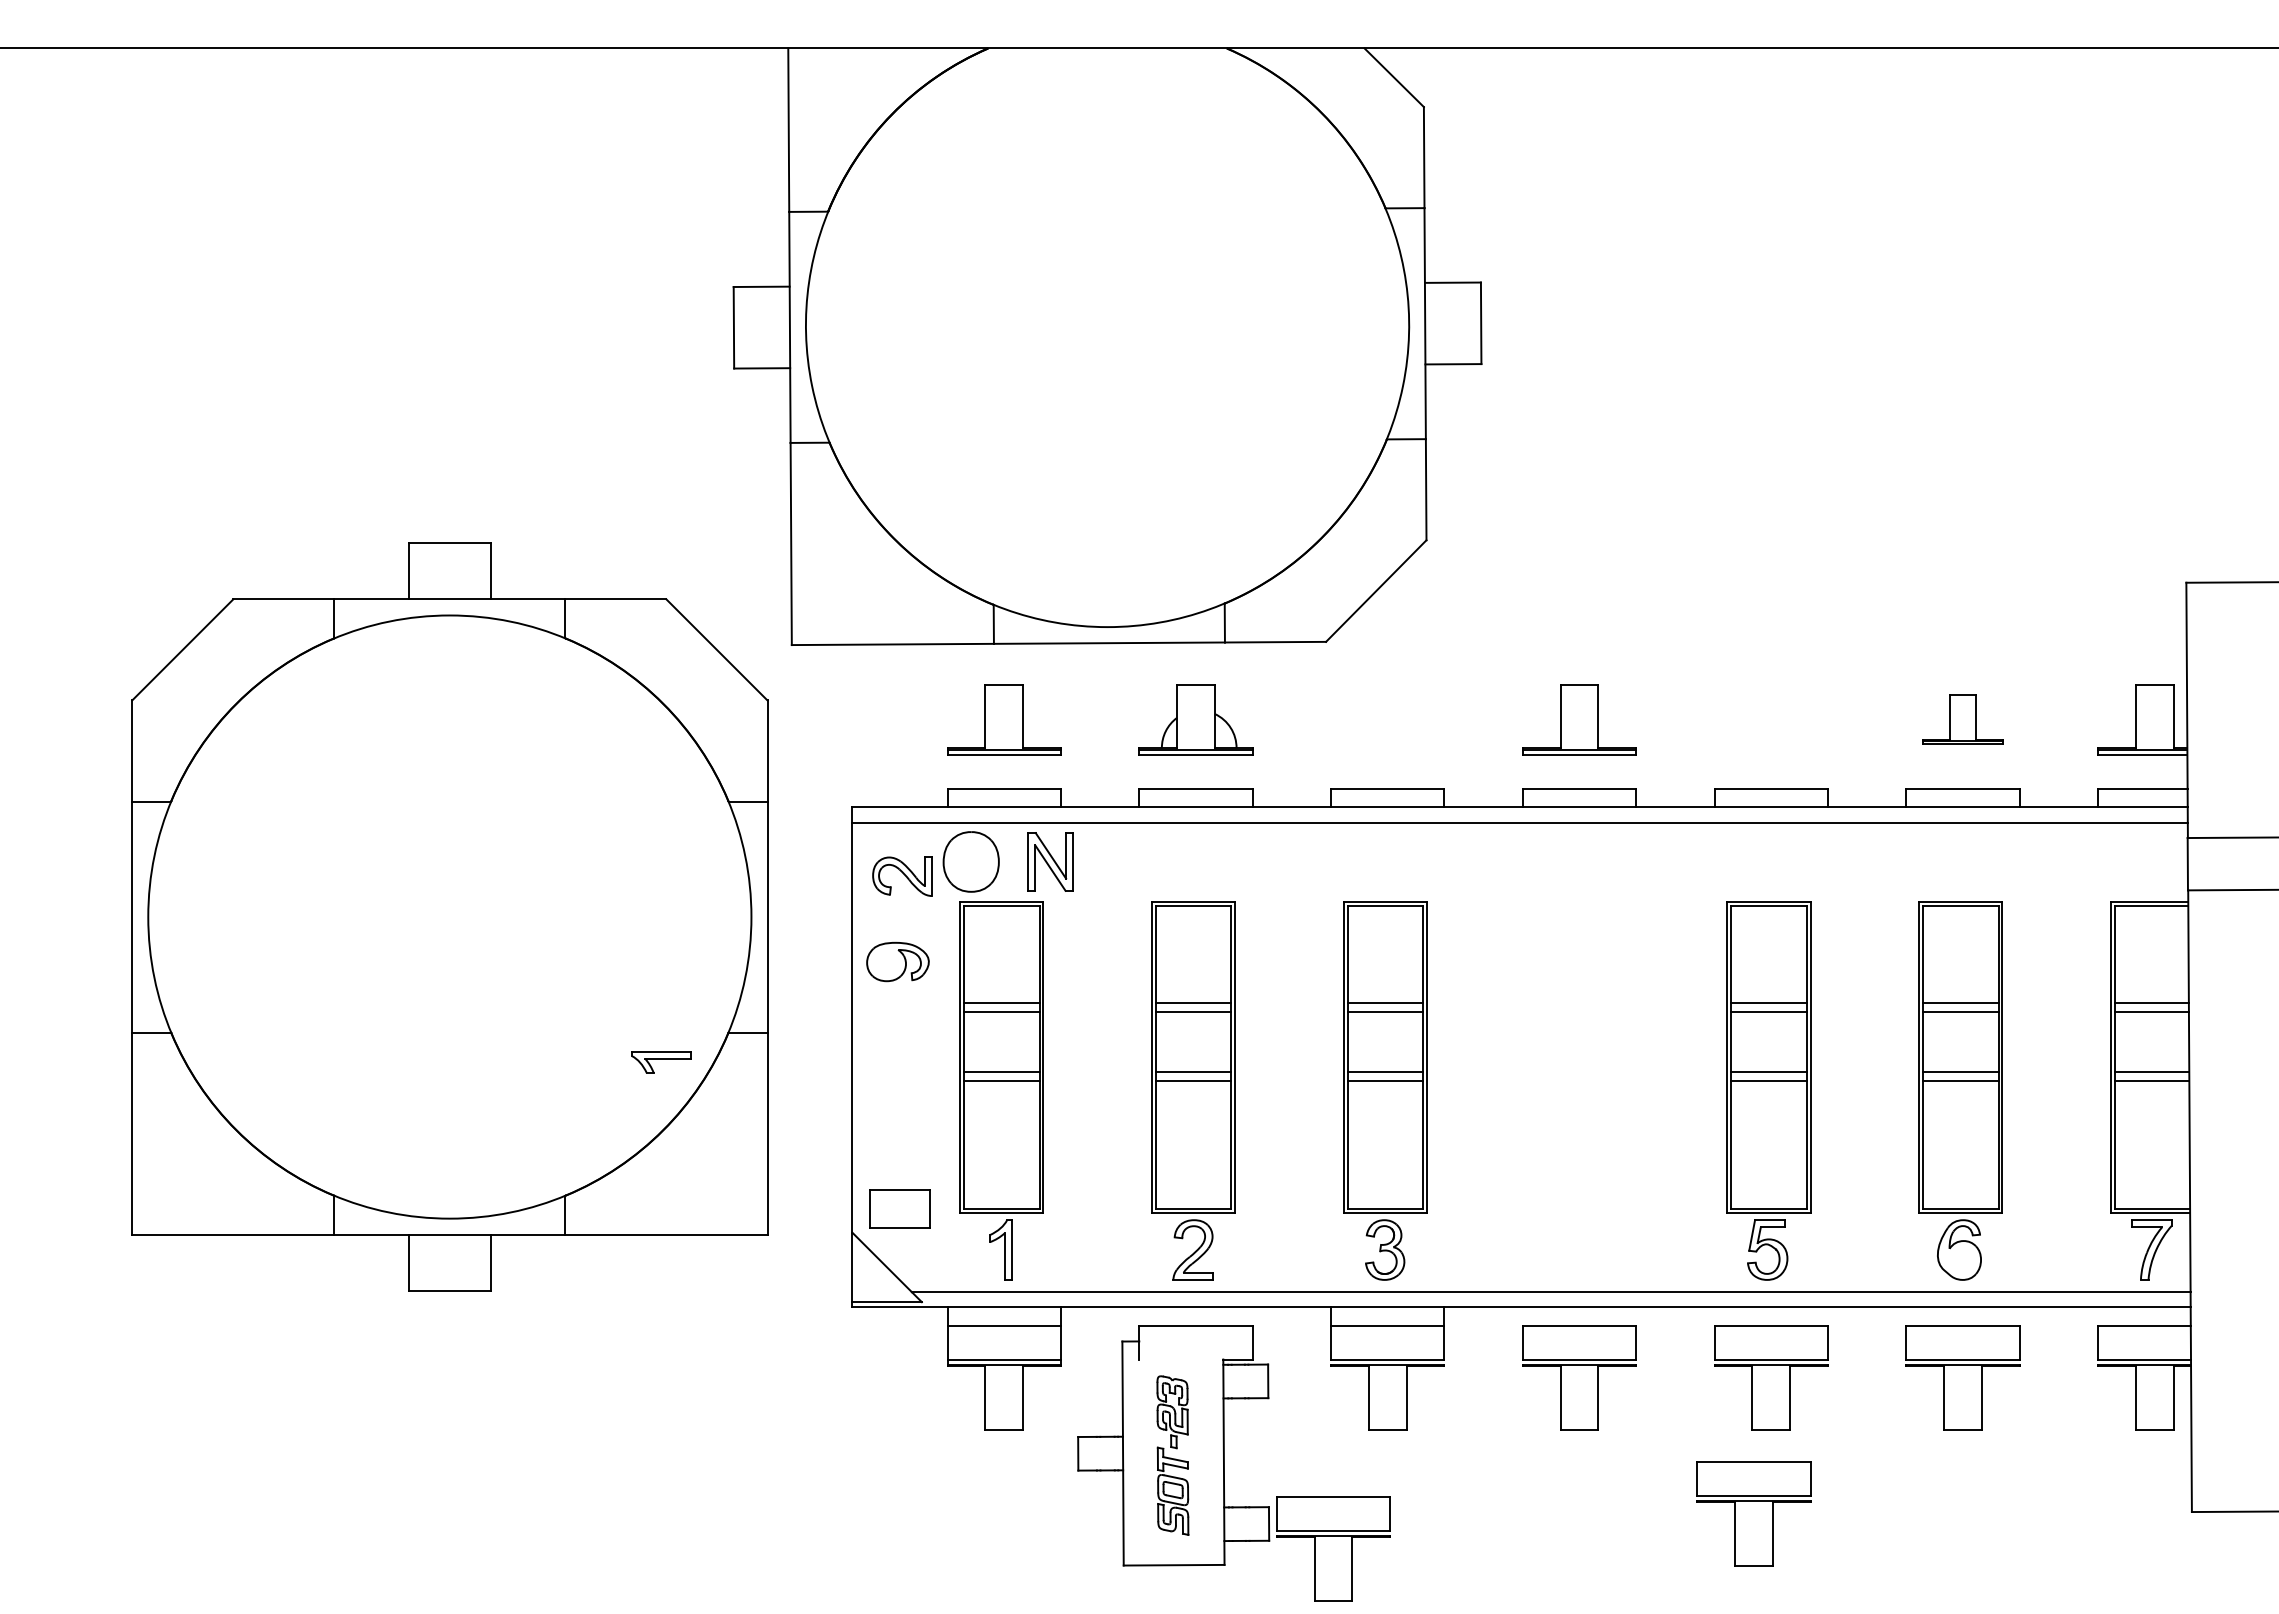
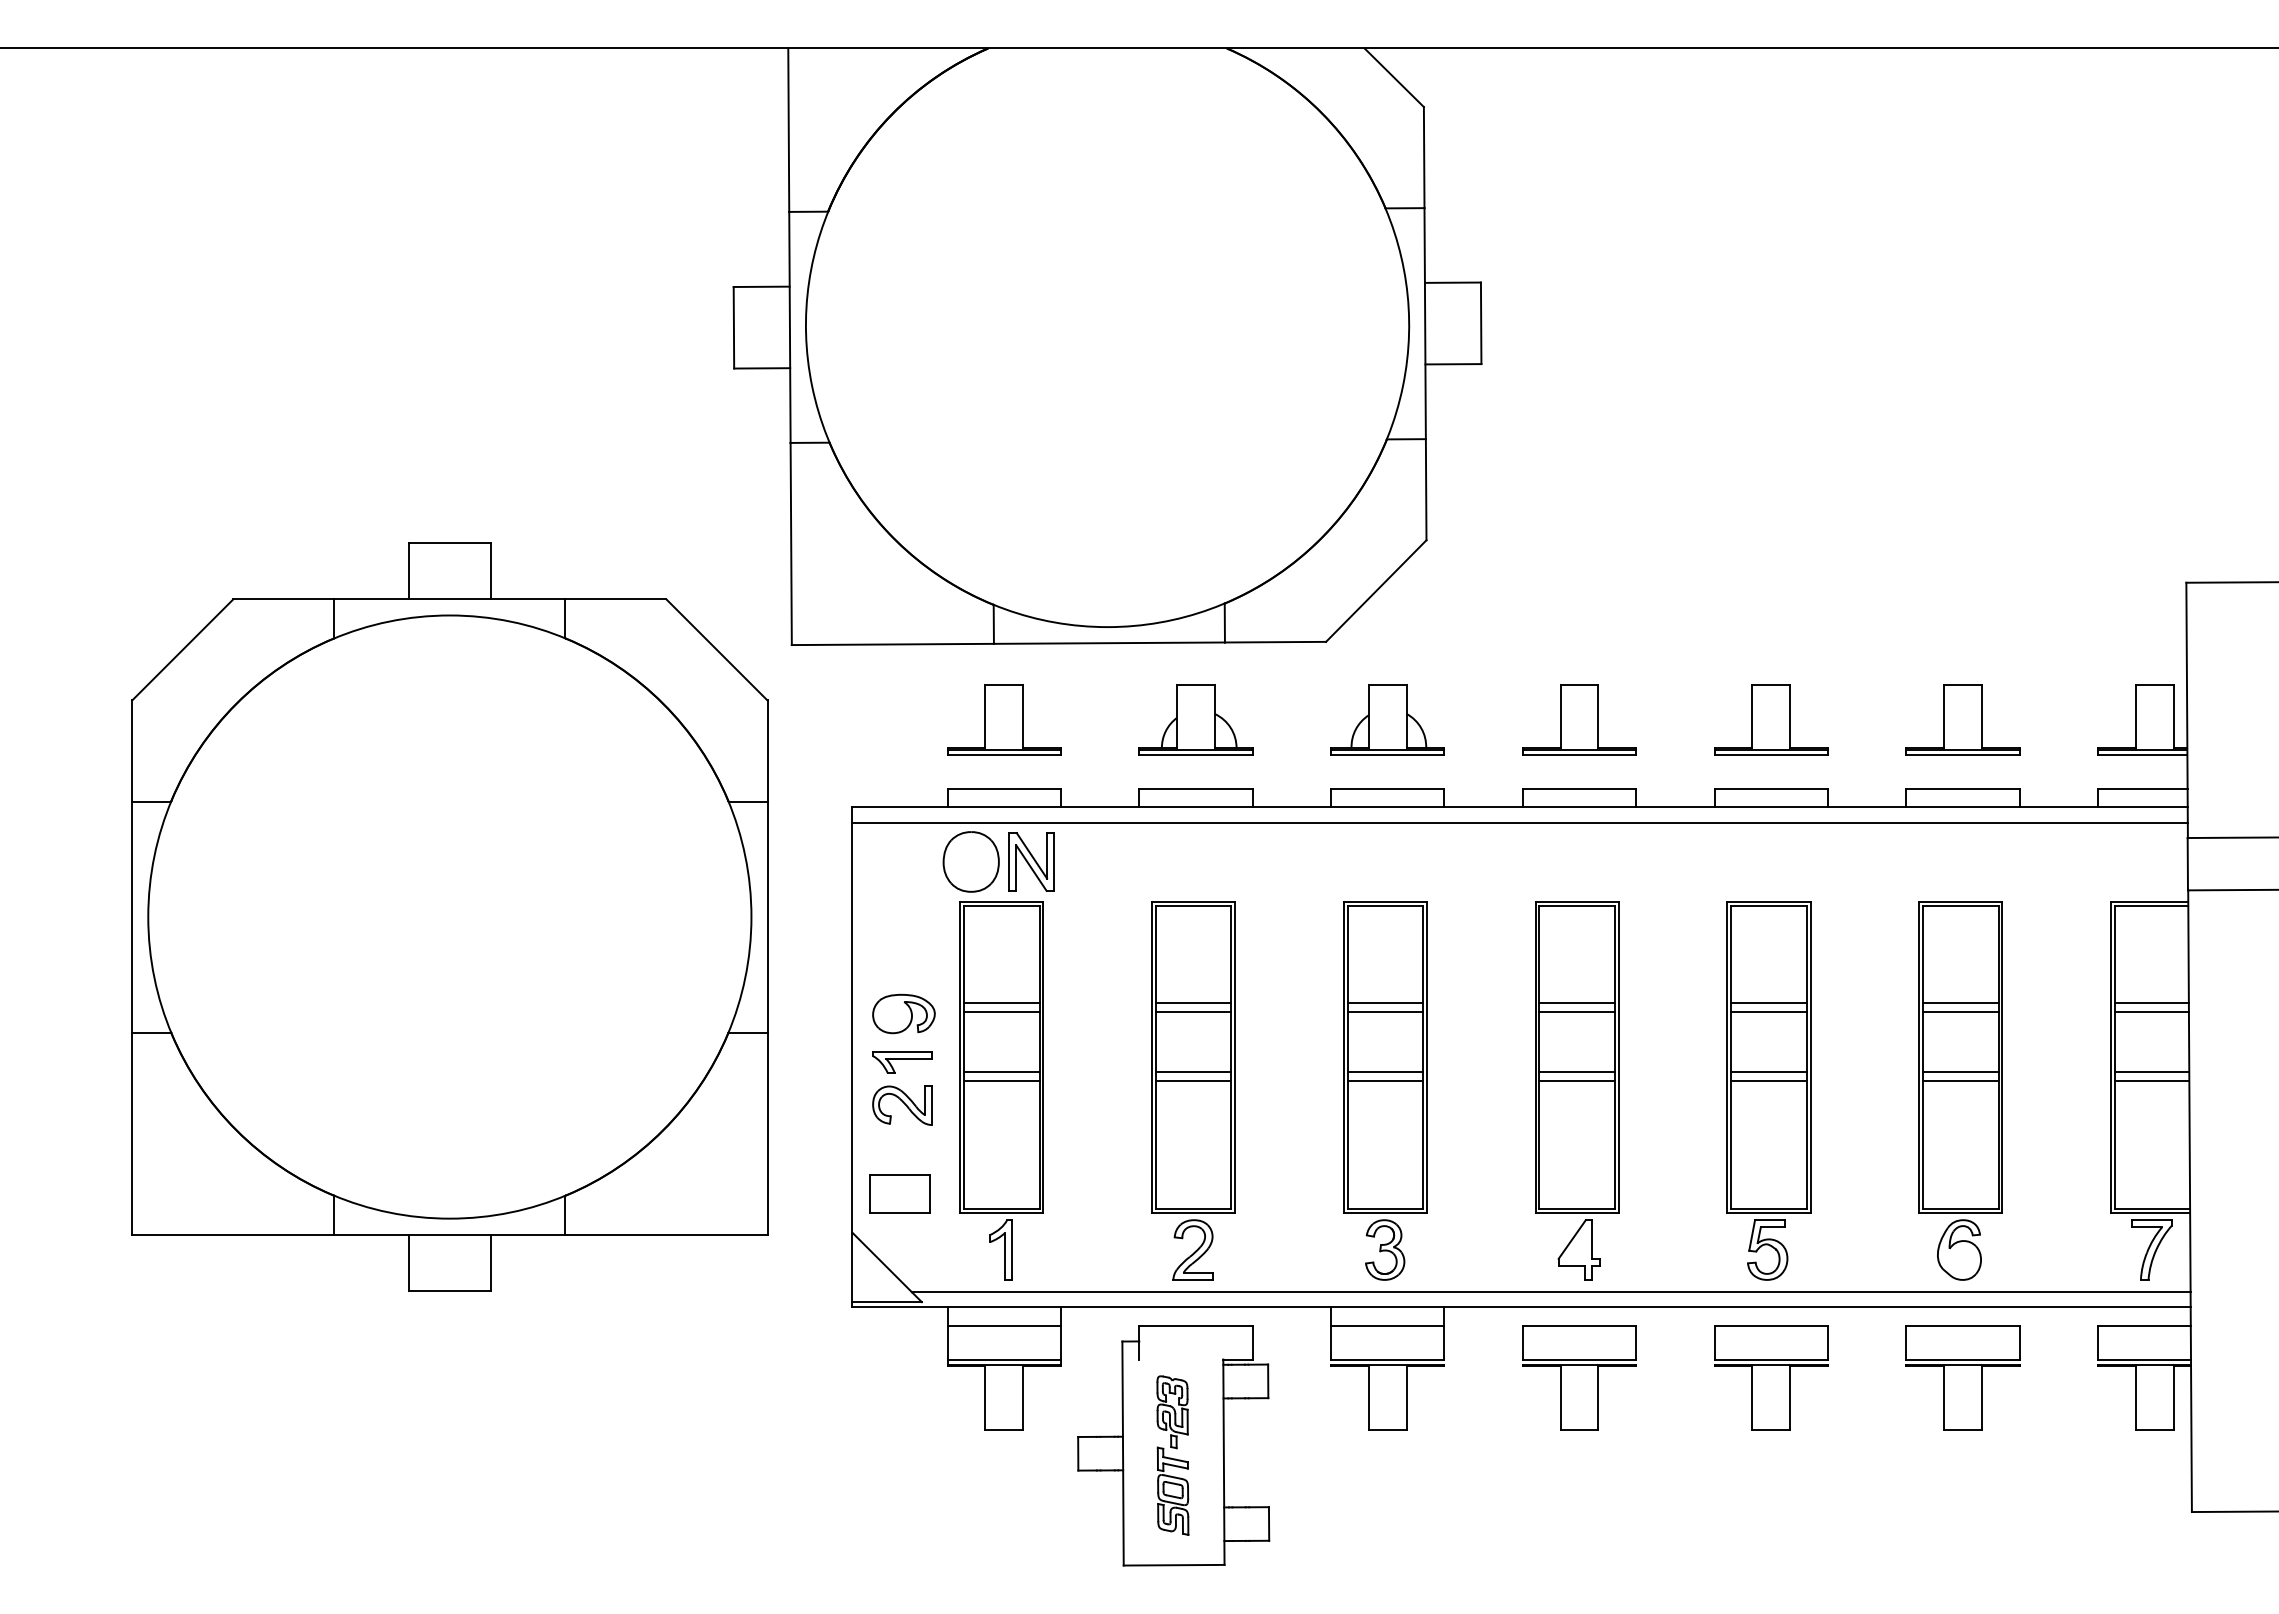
part: none -> present (1387, 719)
part: none -> present (1771, 719)
part size: 82x51 px -> 116x72 px (1962, 719)
part position: (1050, 861) -> (1031, 861) (1031, 861)
part position: (902, 876) -> (902, 1105) (902, 1105)
part position: (897, 961) -> (903, 1013) (903, 1013)
part position: (661, 1062) -> (902, 1062) (902, 1062)
part: none -> present (1577, 1090)
part position: (899, 1208) -> (899, 1193) (899, 1193)
part: present -> none (1753, 1513)
part: present -> none (1333, 1548)
